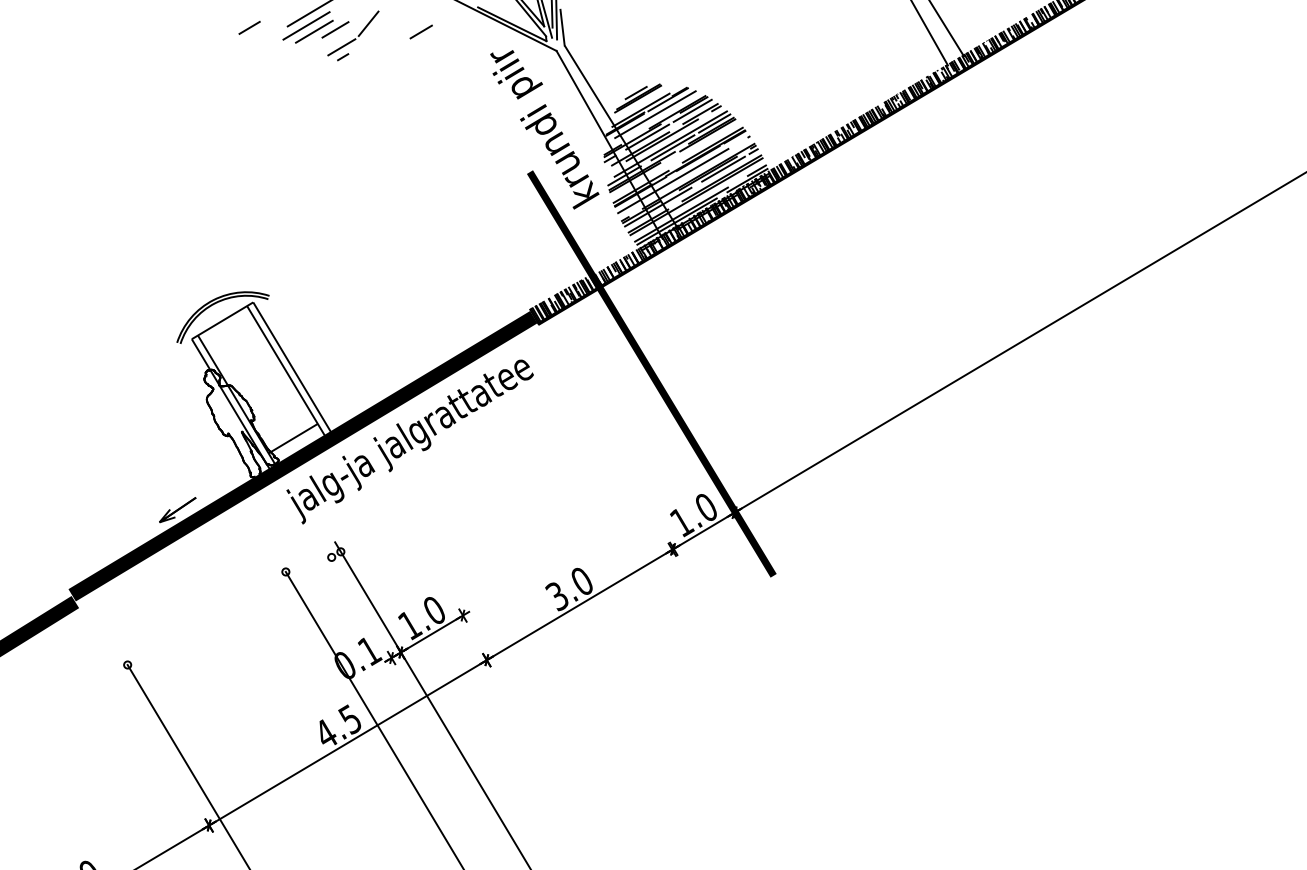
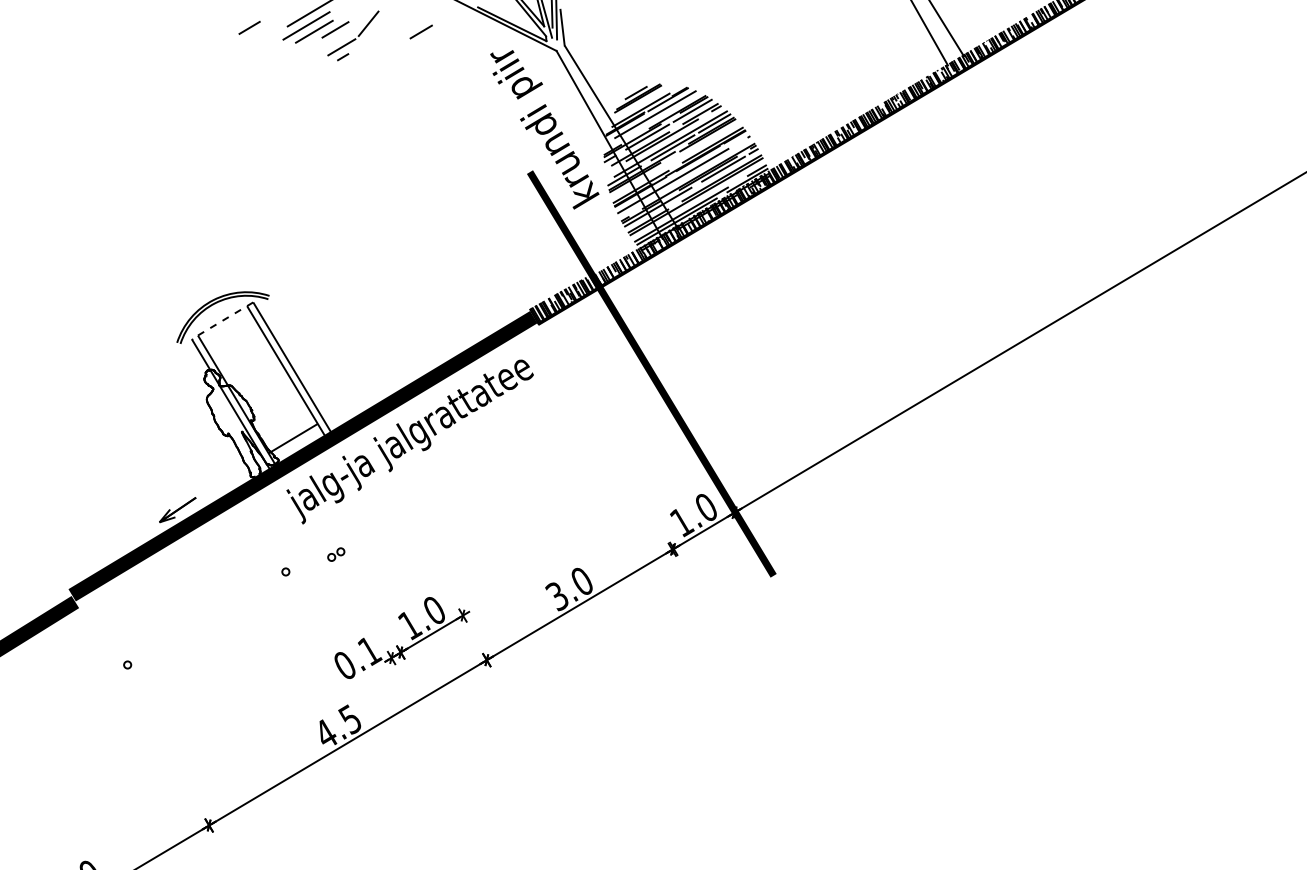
line: solid -> dashed (222, 320)
line: present -> none (432, 704)
line: present -> none (373, 718)
line: present -> none (187, 765)
